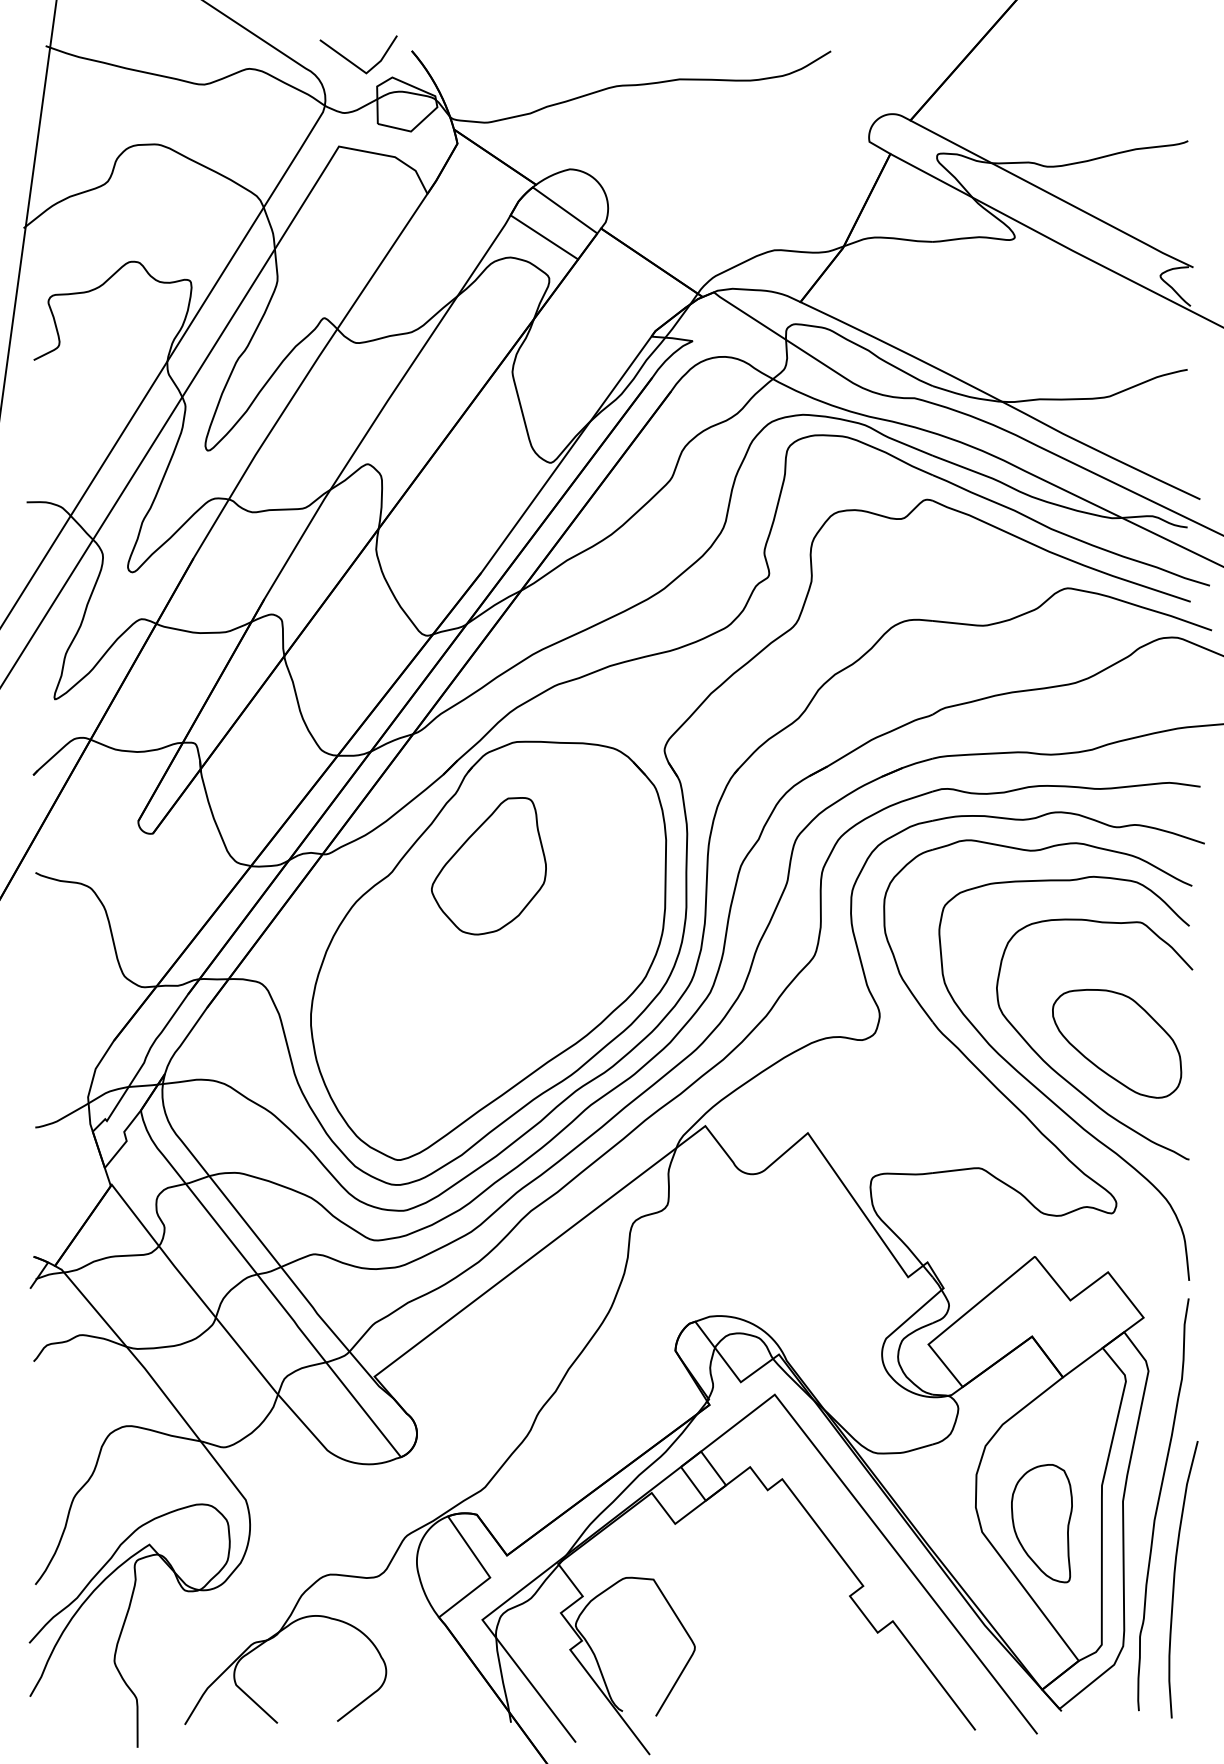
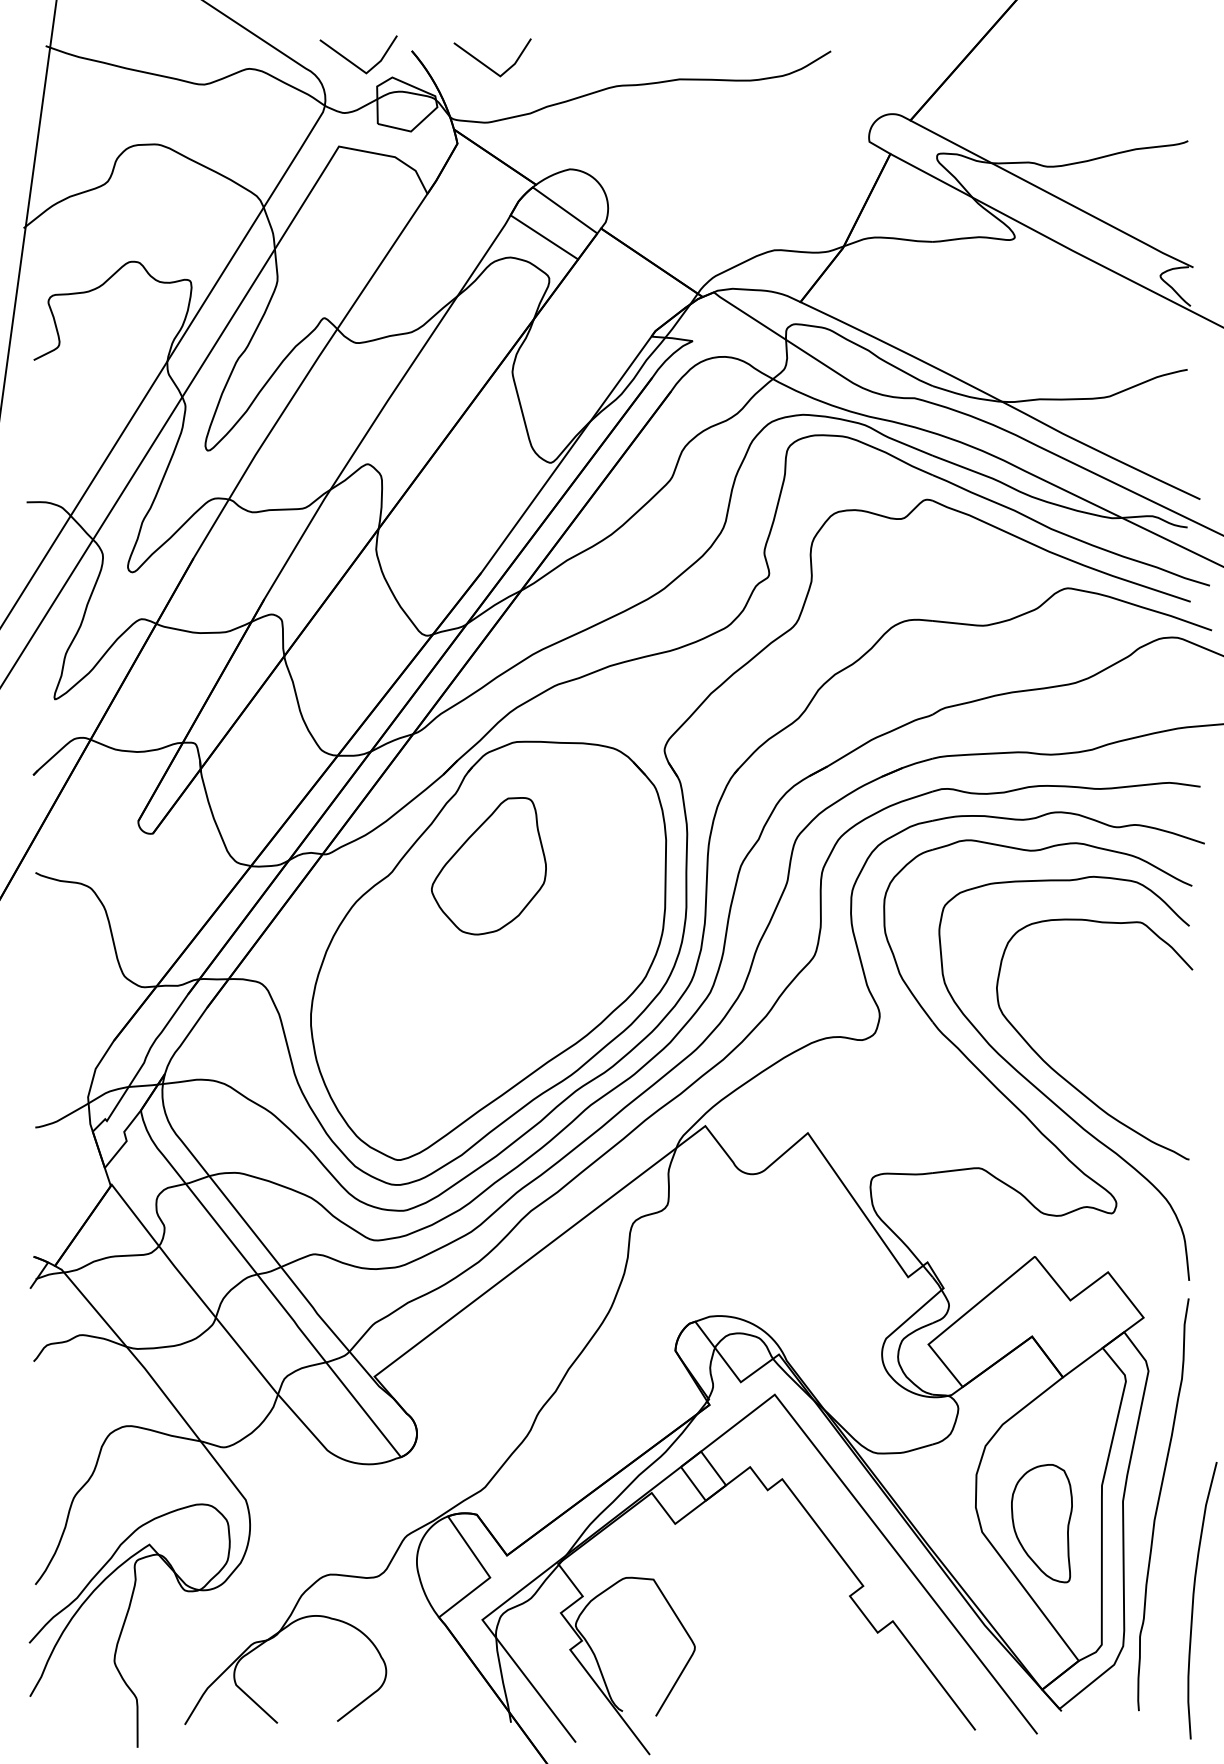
line: none -> present (487, 65)
part: present -> none (1117, 1043)
curve position: (1175, 1577) -> (1194, 1598) (1194, 1598)
